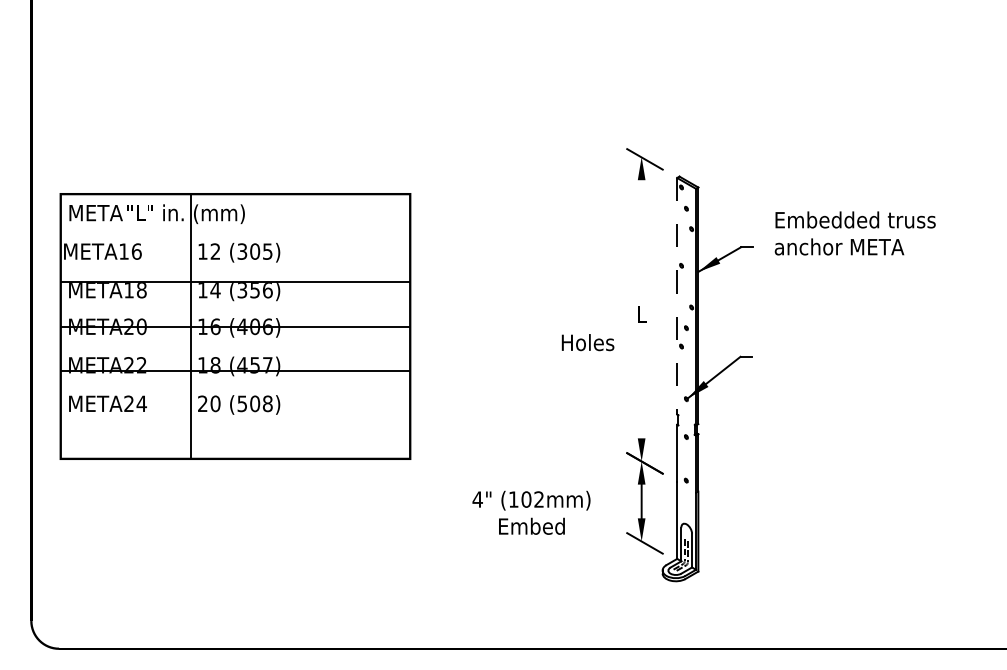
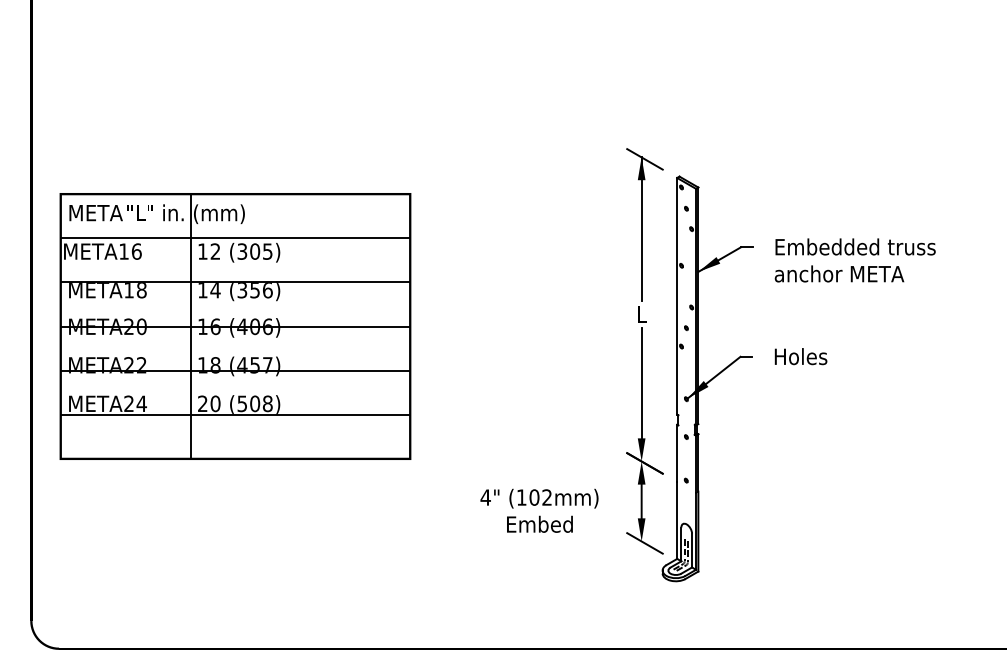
line: none -> present (641, 228)
text position: (854, 233) -> (854, 260) (854, 260)
line: none -> present (235, 238)
line: dashed -> solid (677, 296)
text position: (587, 342) -> (800, 356) (800, 356)
line: none -> present (641, 382)
line: none -> present (235, 414)
text position: (531, 512) -> (539, 510) (539, 510)
